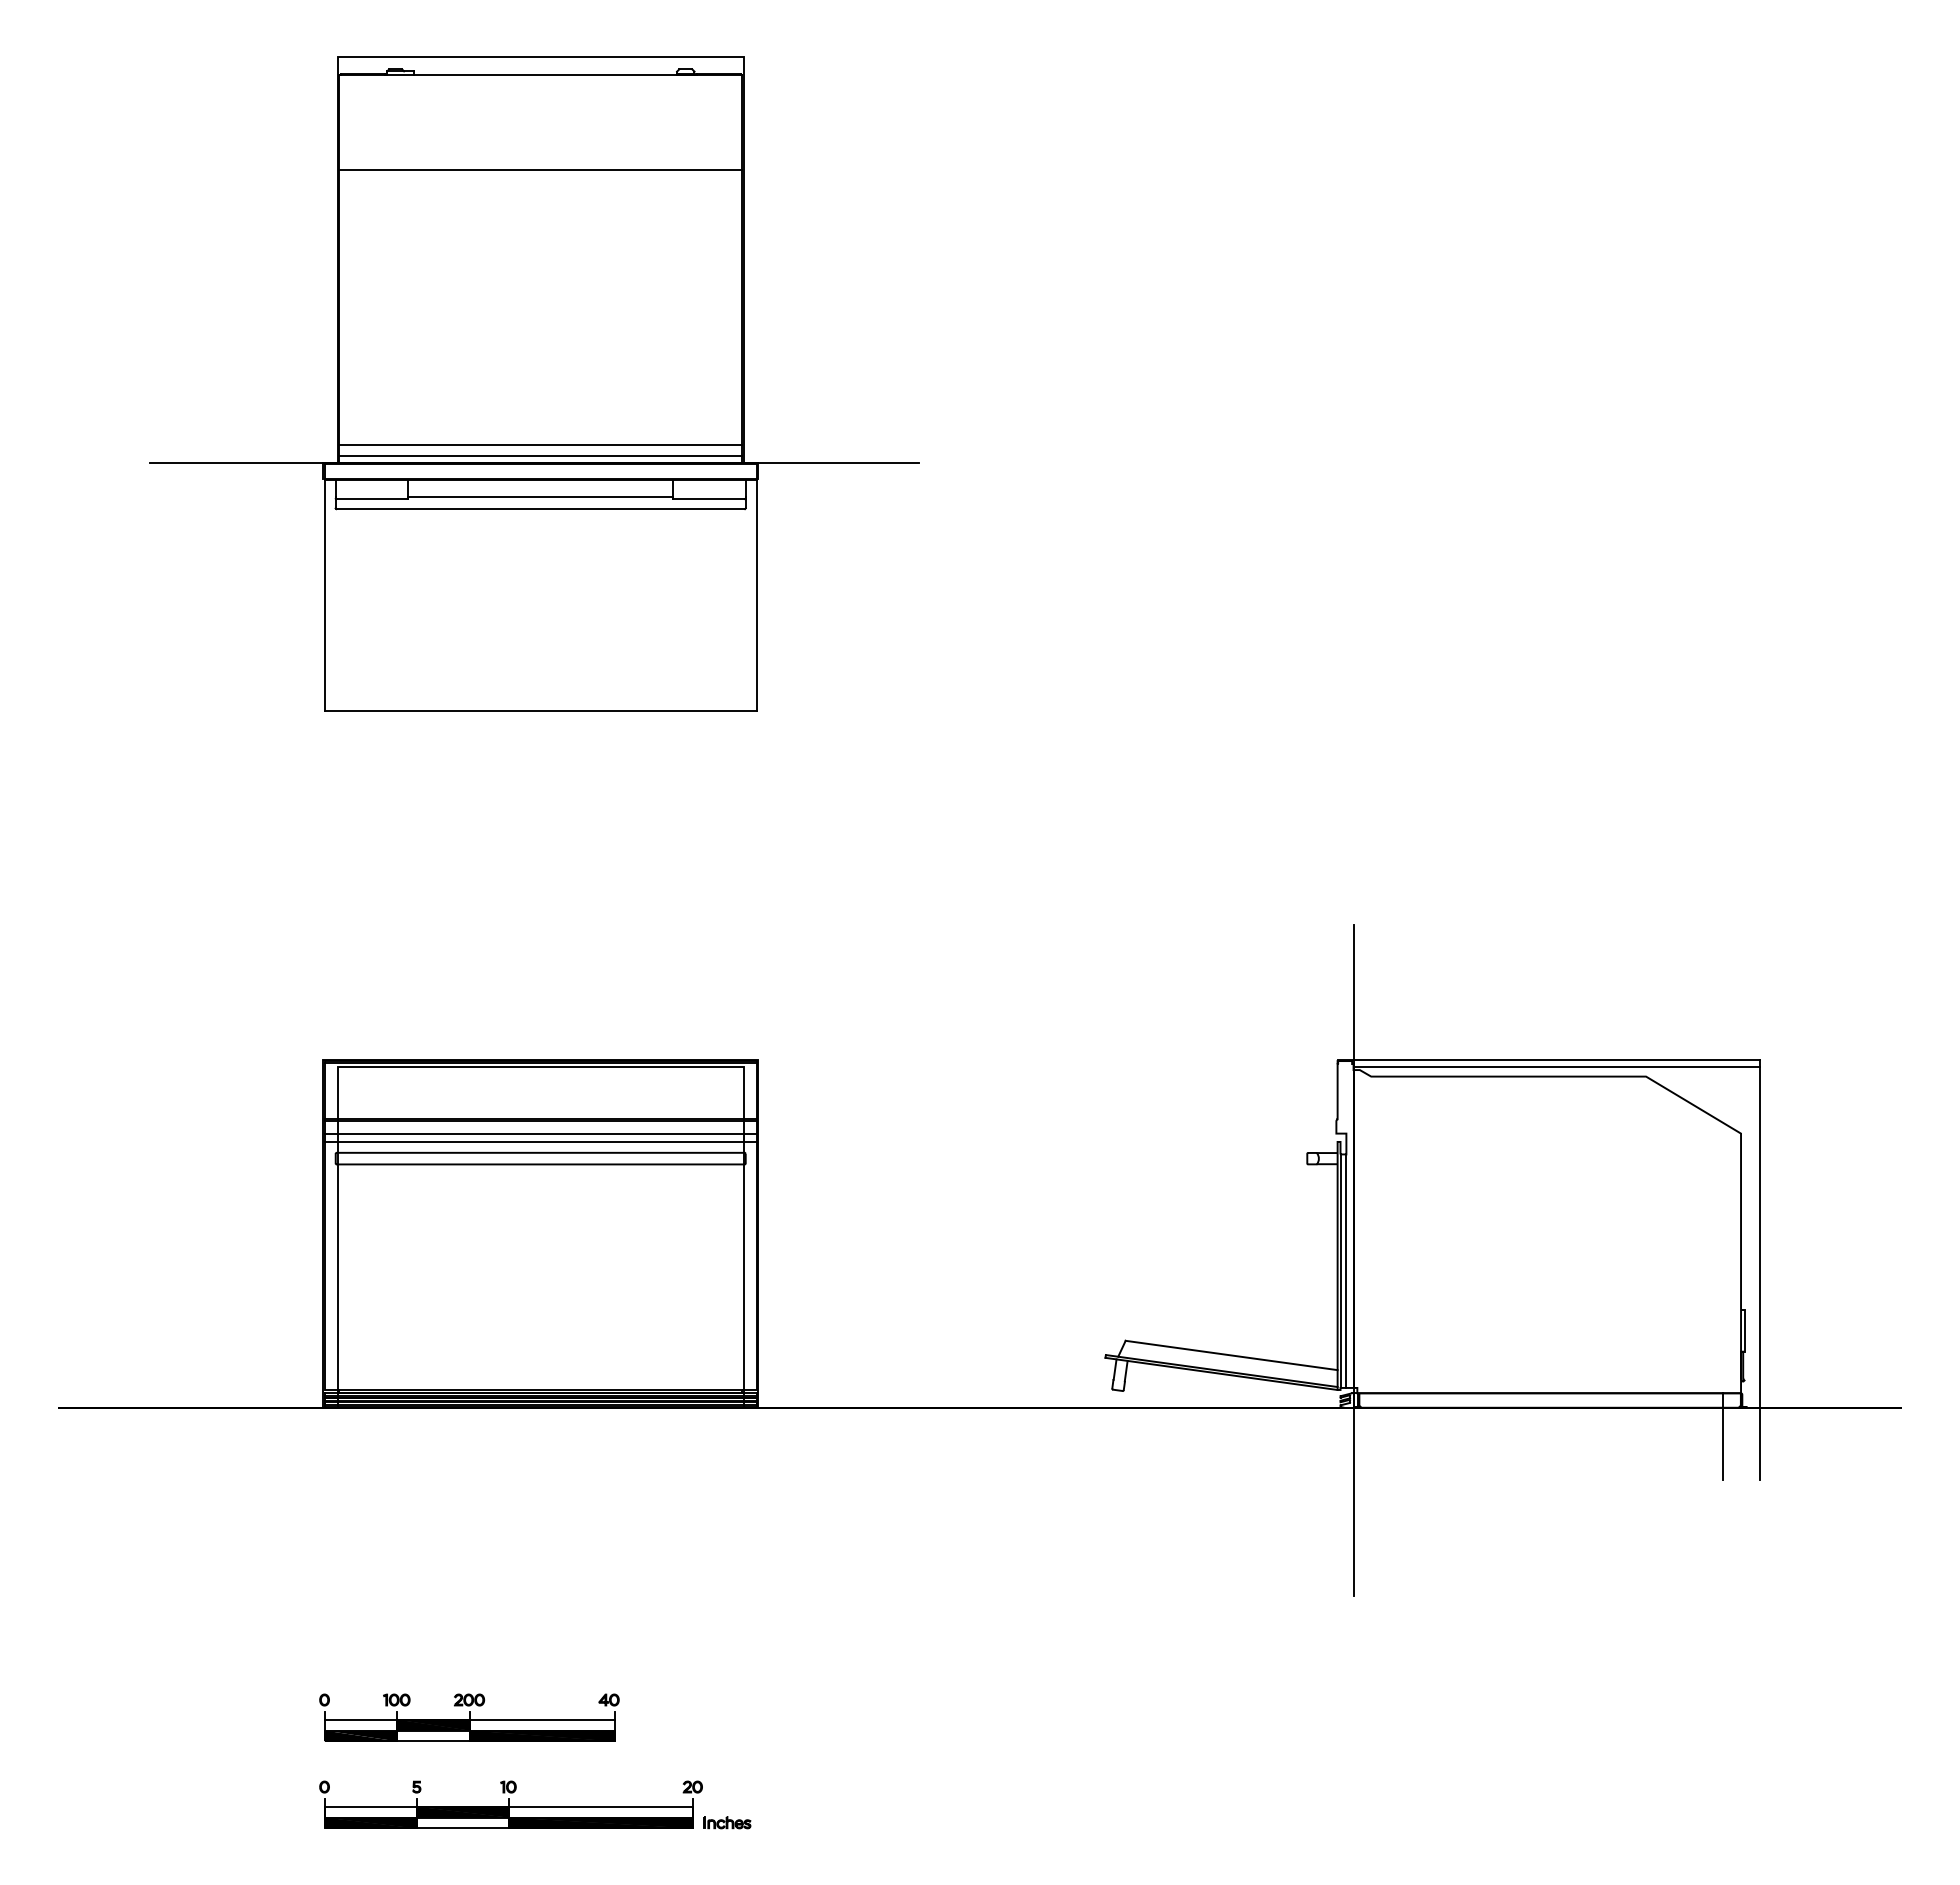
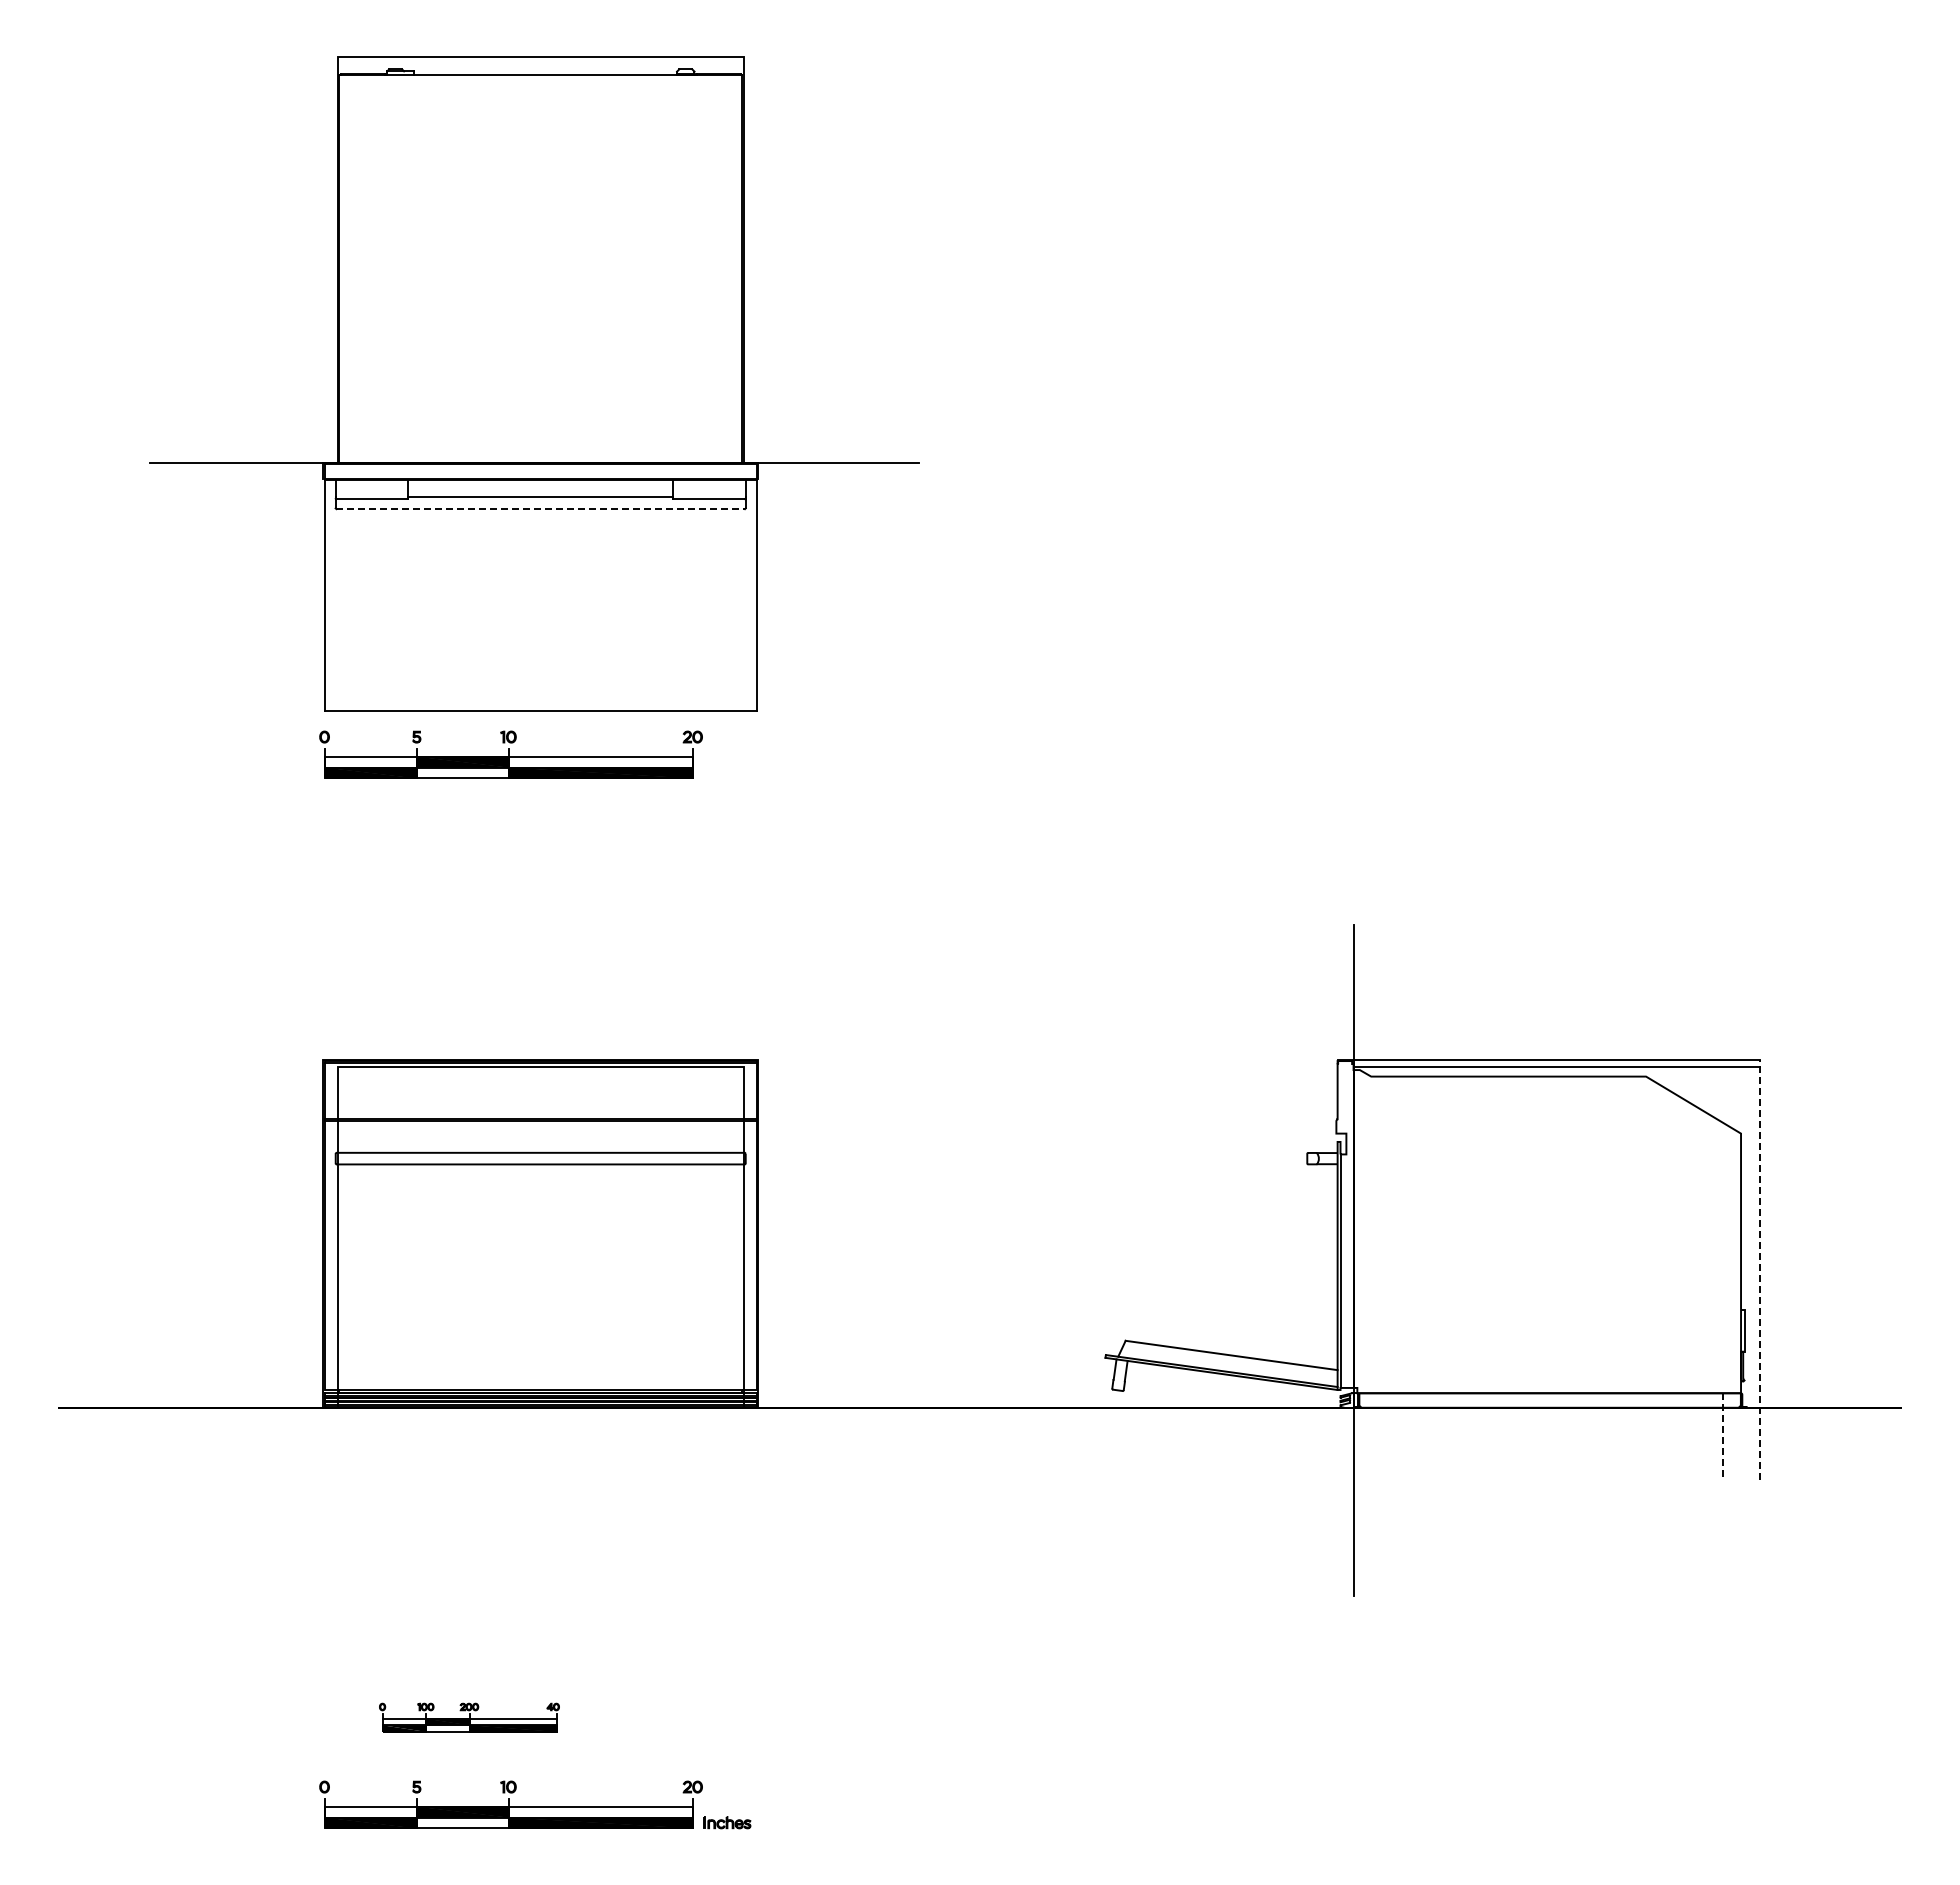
line: present -> none (540, 170)
line: present -> none (540, 445)
line: present -> none (540, 456)
line: solid -> dashed (541, 509)
part: none -> present (510, 754)
line: present -> none (540, 1133)
line: present -> none (540, 1141)
line: solid -> dashed (1759, 1269)
line: present -> none (1346, 1270)
line: solid -> dashed (1723, 1437)
part size: 301x49 px -> 181x31 px (469, 1717)
